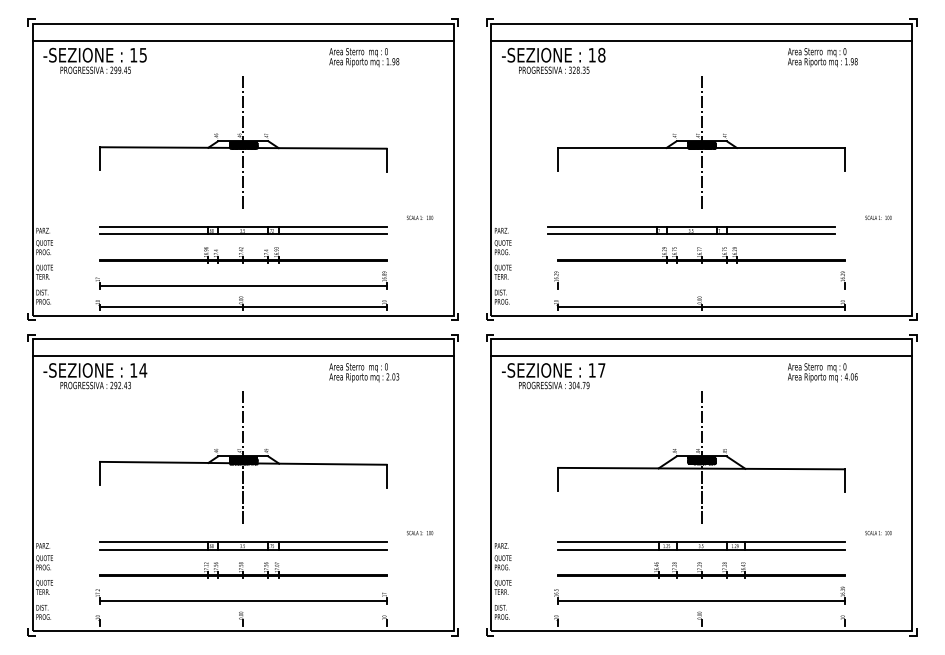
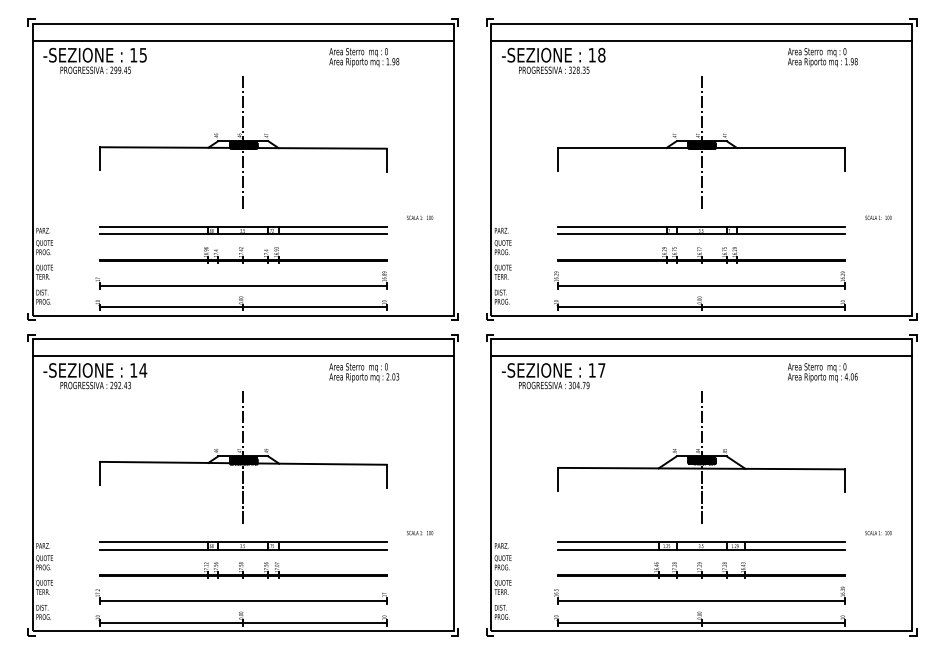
part position: (691, 230) -> (701, 230) (701, 230)
line: none -> present (701, 285)
line: none -> present (242, 622)
line: none -> present (701, 622)
